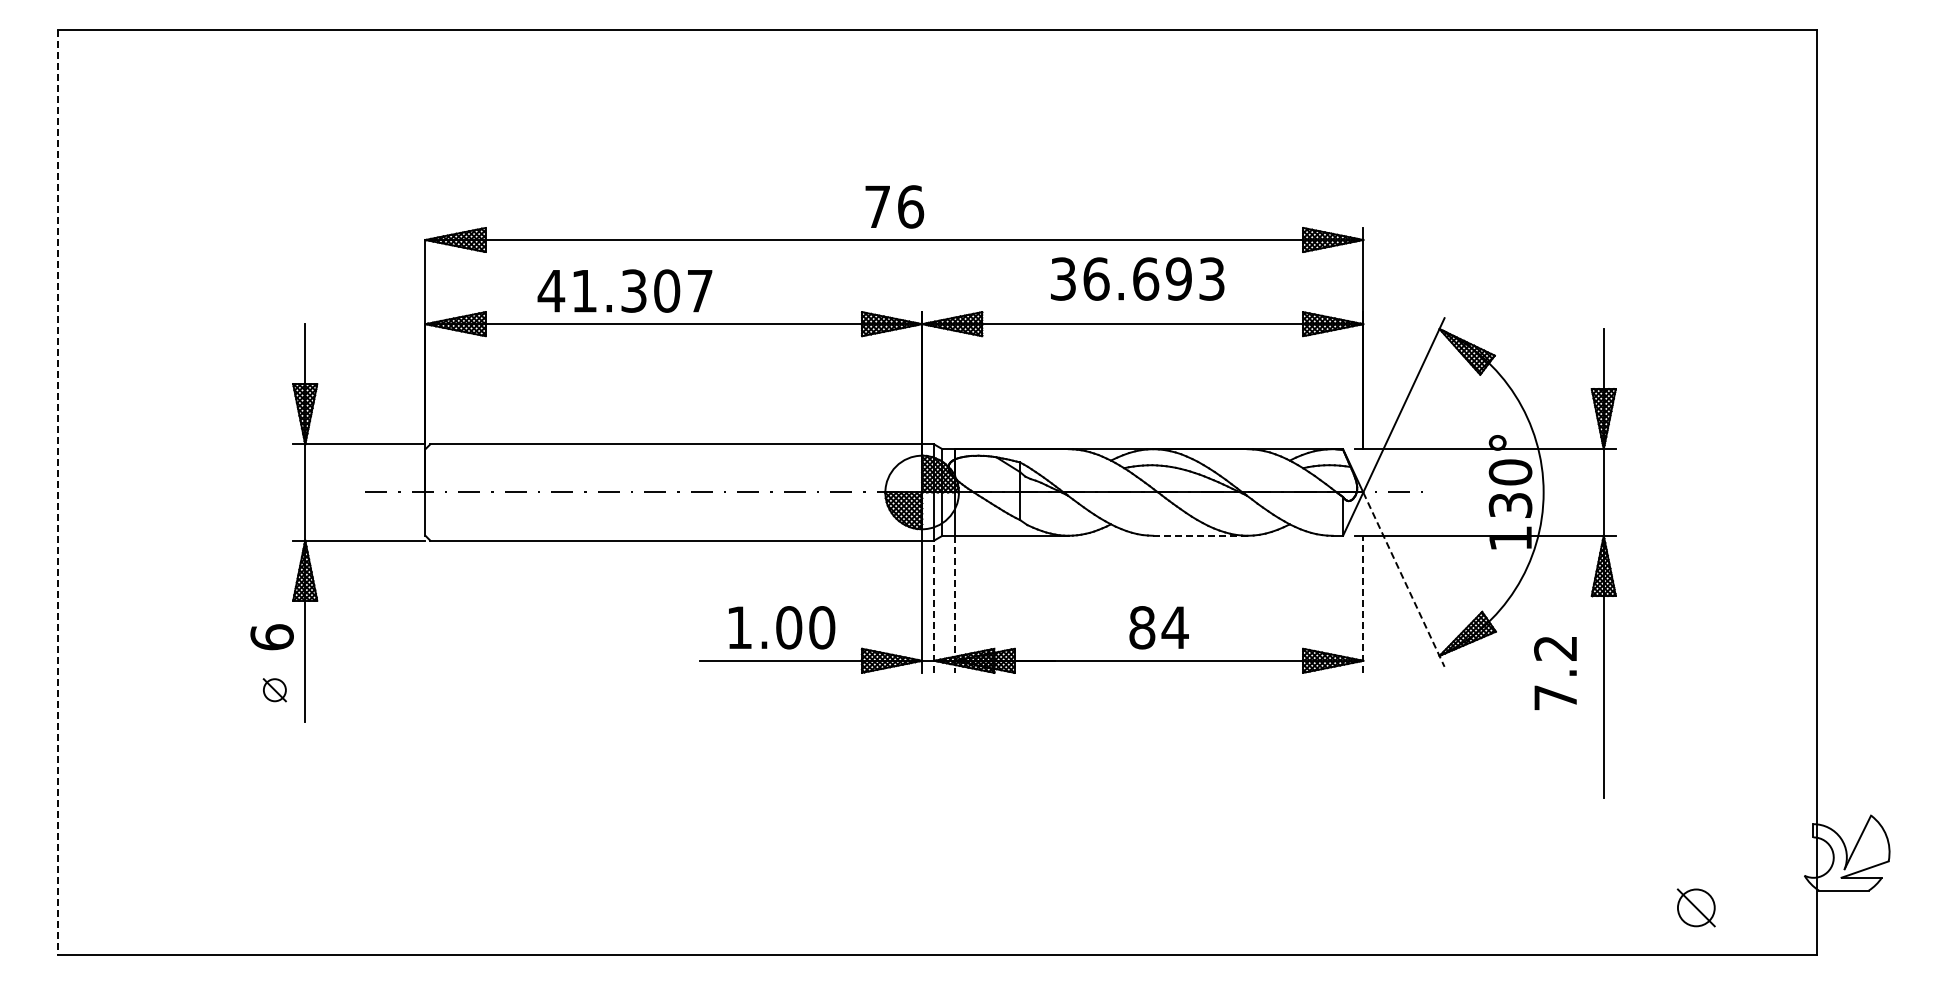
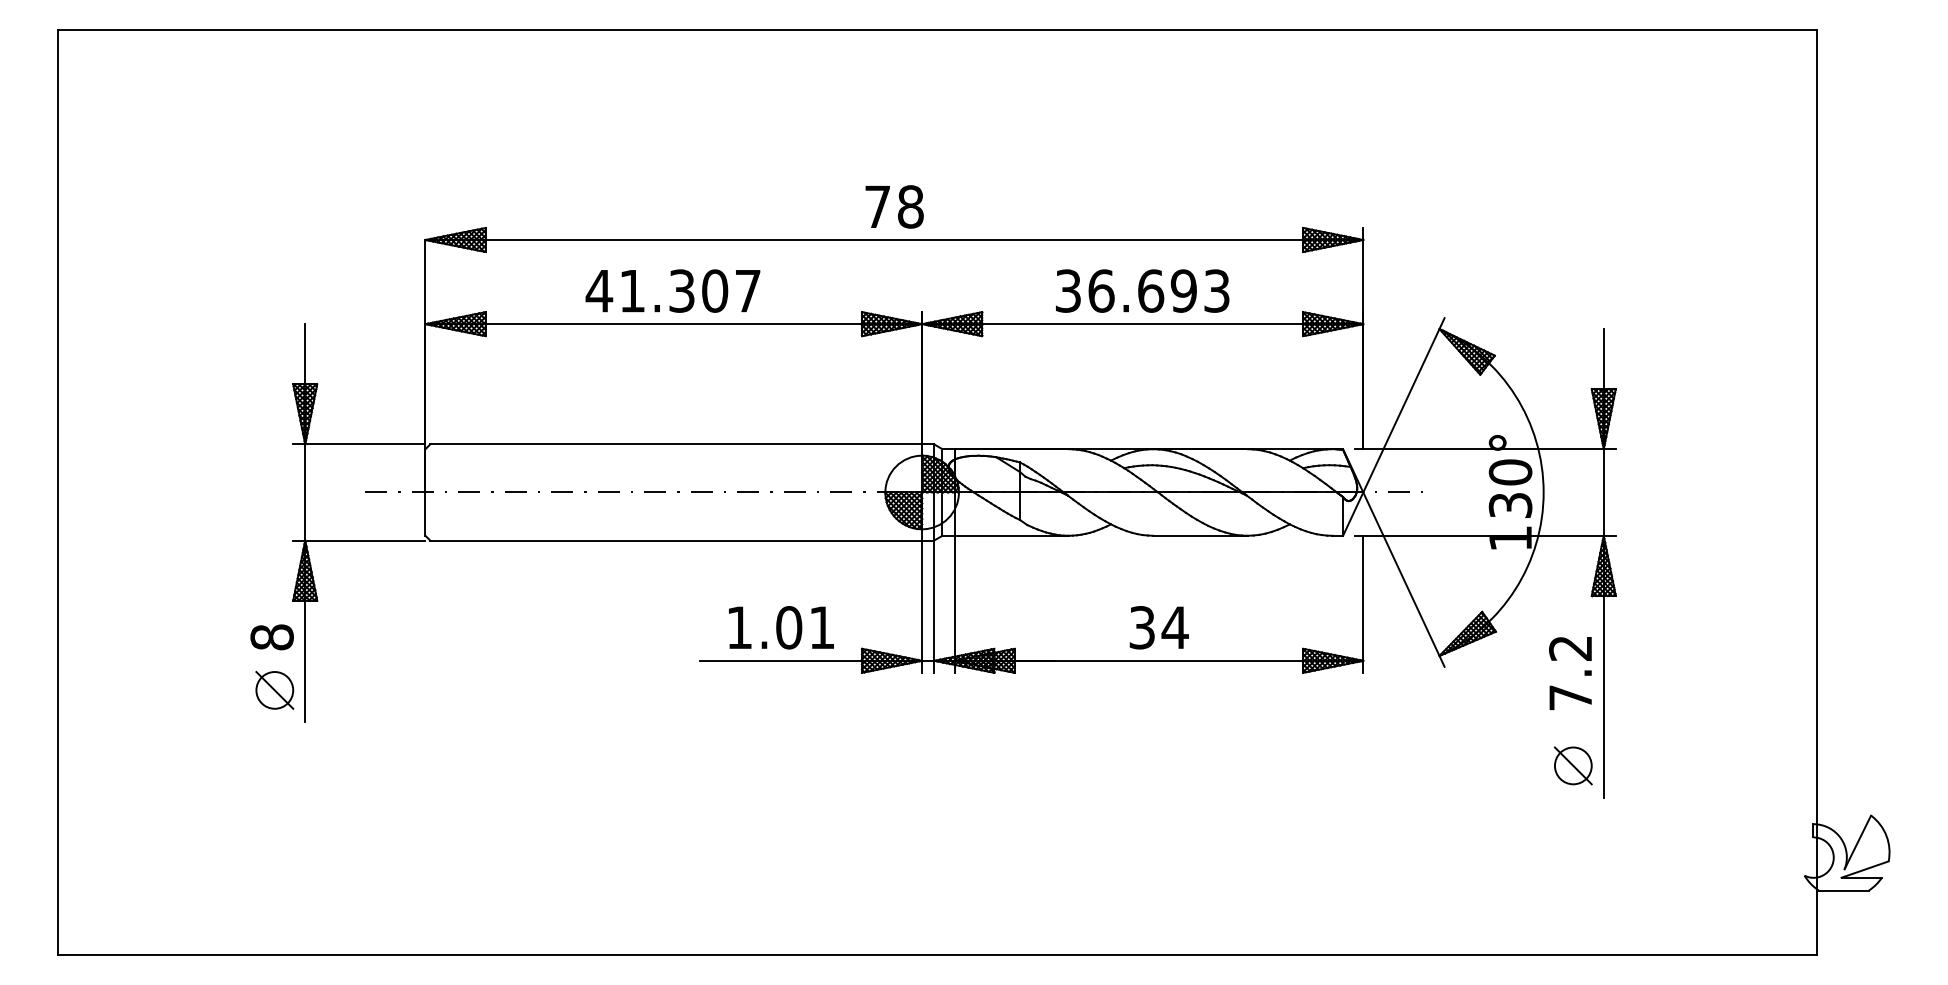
text: 76 -> 78 (911, 206)
text position: (1137, 278) -> (1142, 290) (1142, 290)
text position: (624, 290) -> (672, 290) (672, 290)
line: dashed -> solid (58, 492)
line: dashed -> solid (1199, 535)
line: dashed -> solid (1404, 580)
line: dashed -> solid (954, 604)
line: dashed -> solid (1363, 604)
line: dashed -> solid (934, 606)
text: 1.00 -> 1.01 (822, 627)
text: 84 -> 34 (1142, 627)
text: 6 -> 8 (271, 637)
text position: (1555, 673) -> (1570, 673) (1570, 673)
part size: 25x25 px -> 40x40 px (274, 689)
part position: (1695, 907) -> (1572, 765) (1572, 765)
